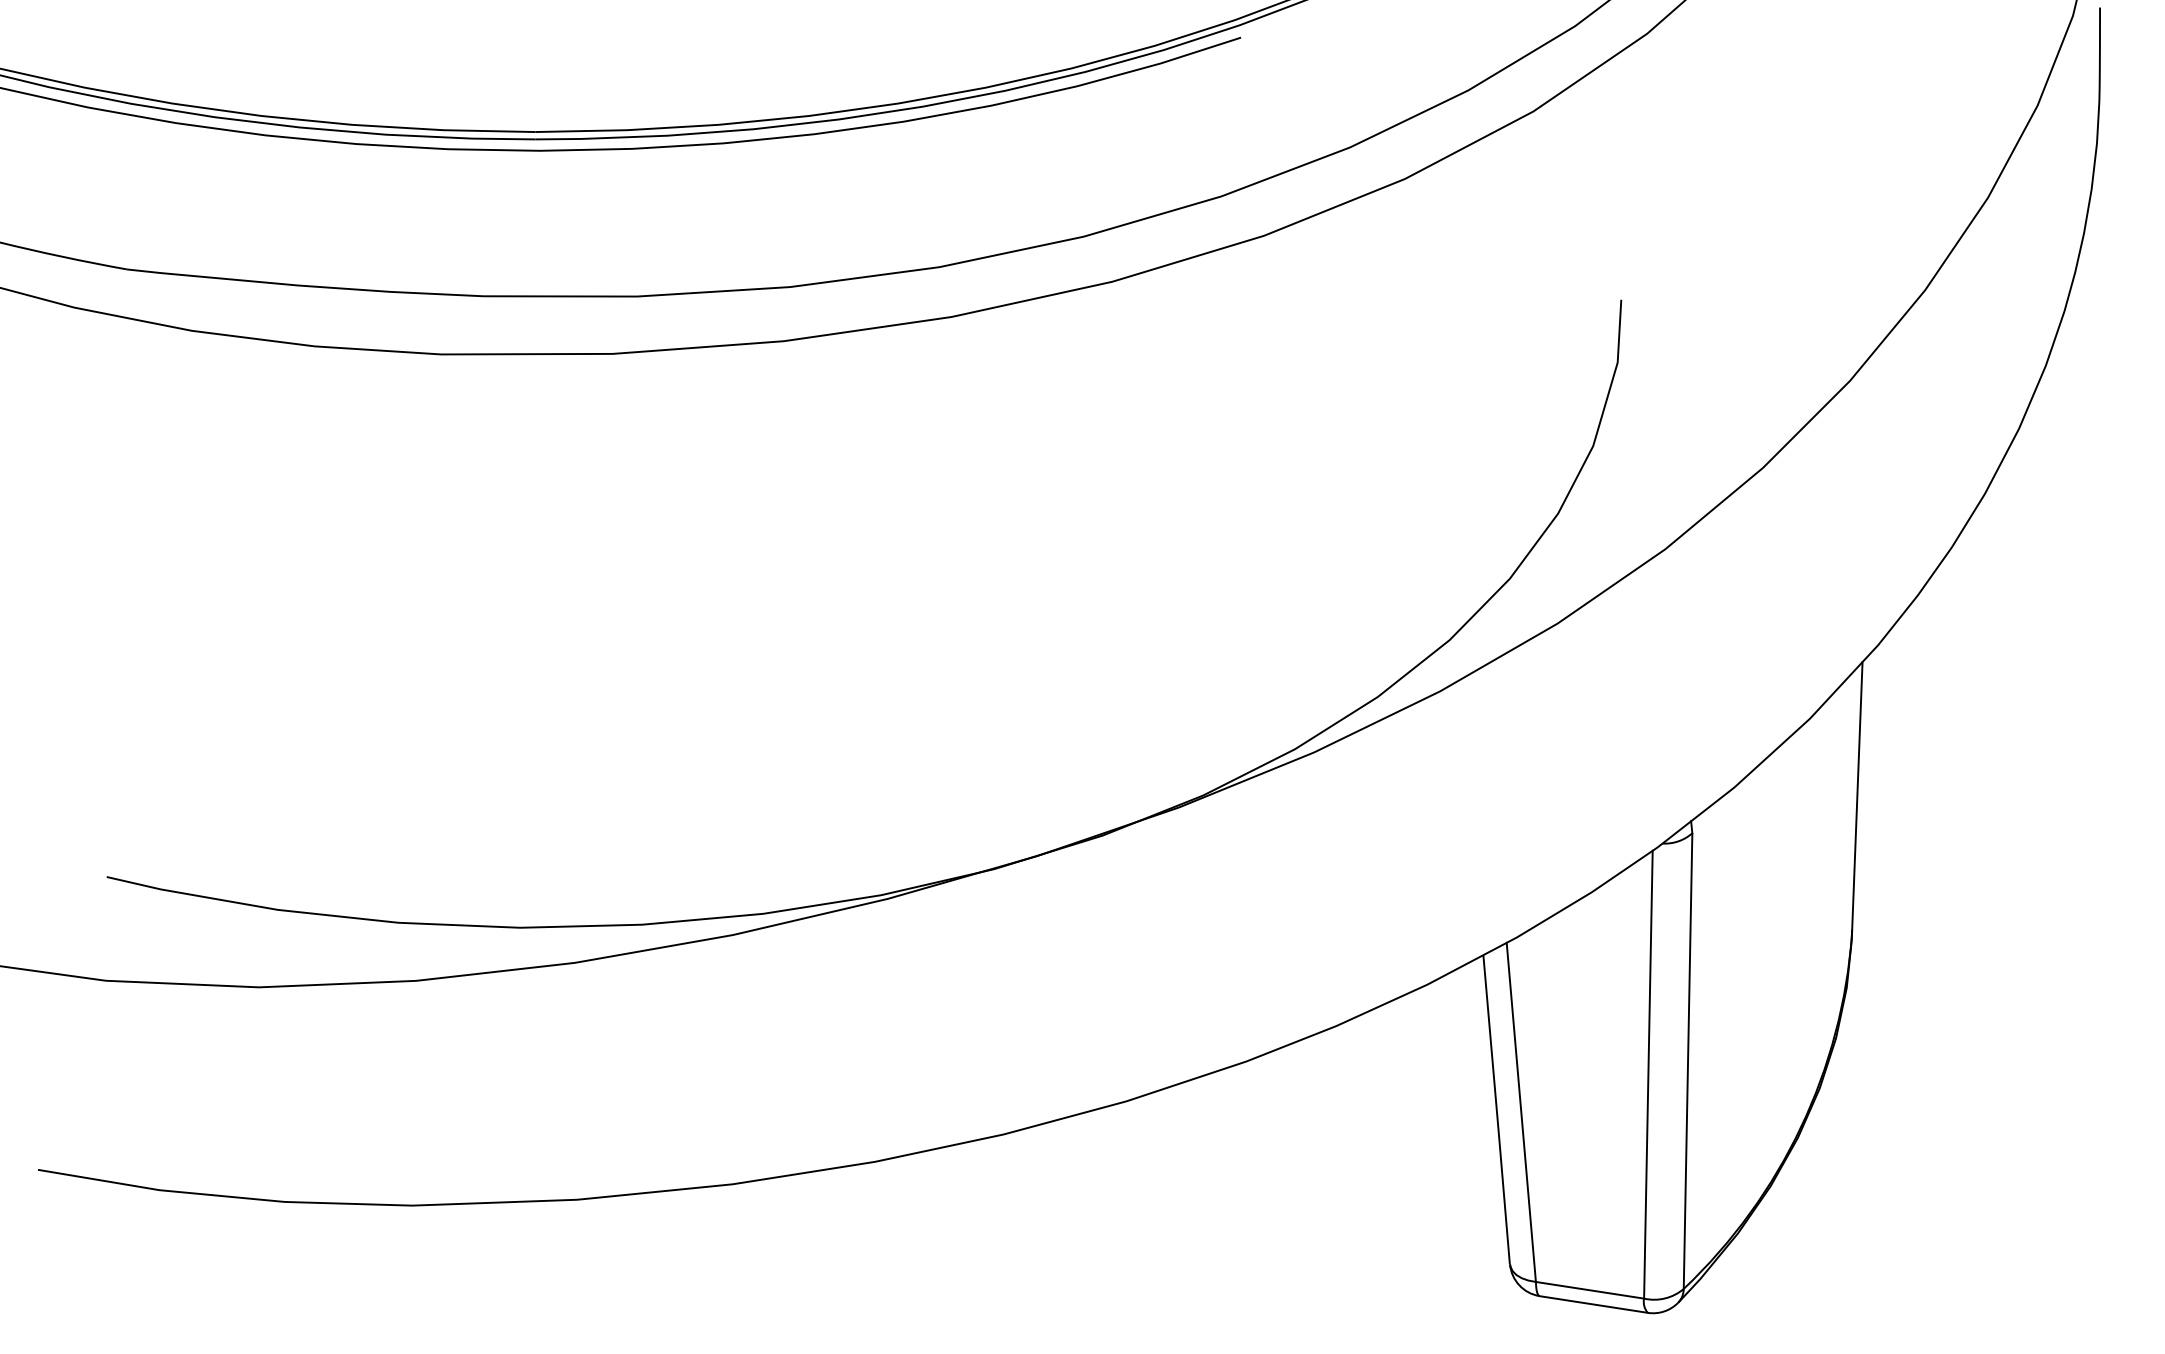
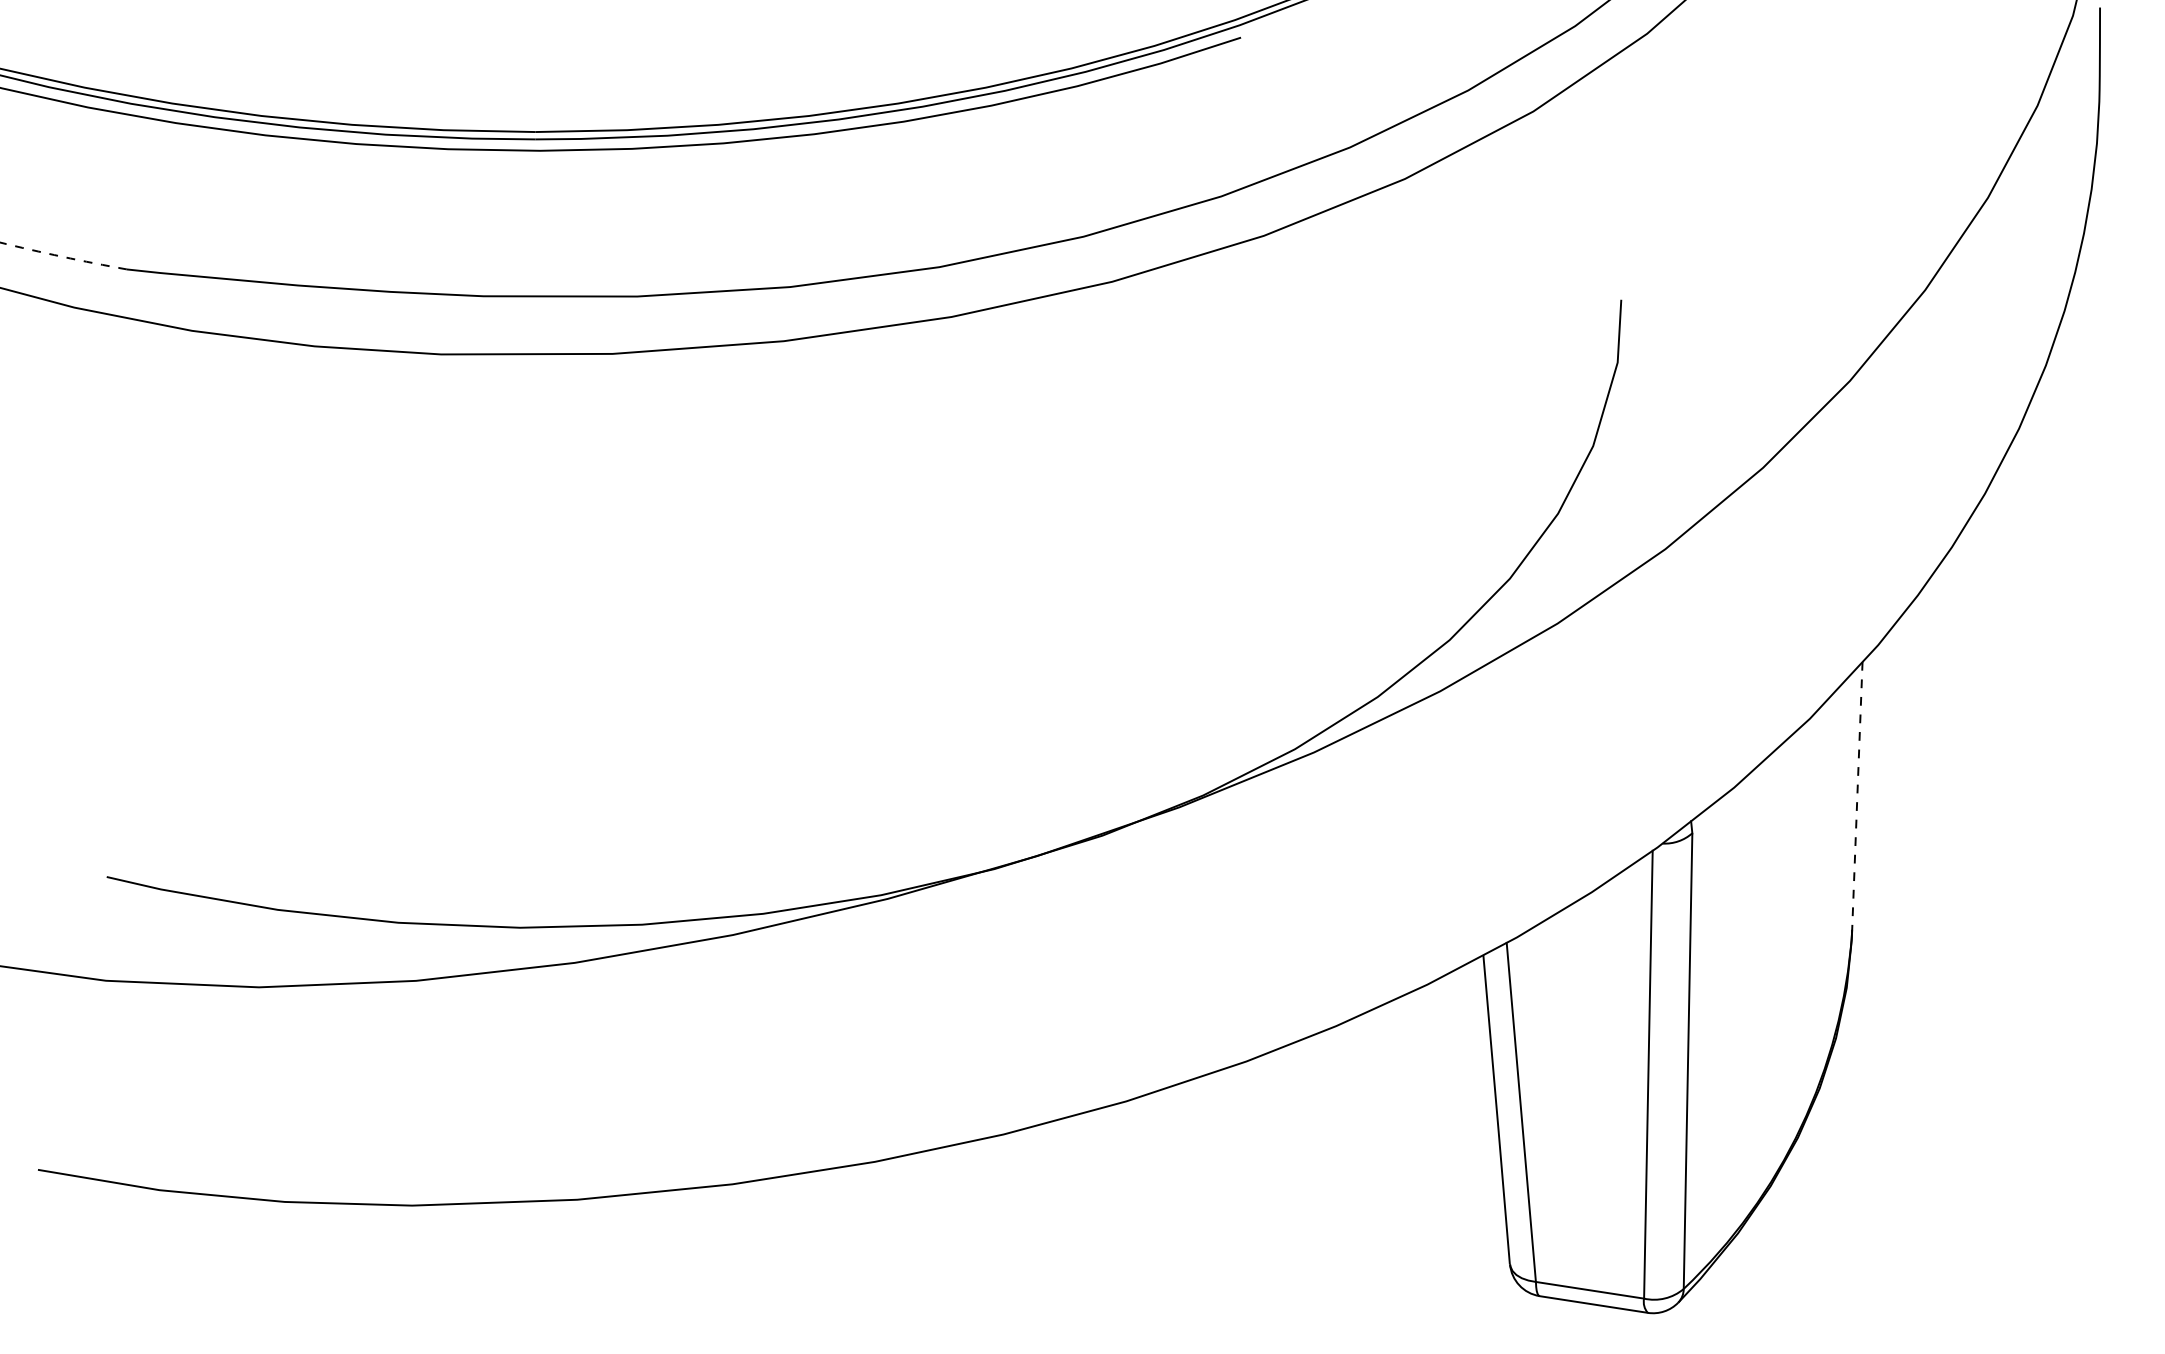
arc: solid -> dashed (63, 256)
line: solid -> dashed (1857, 797)
